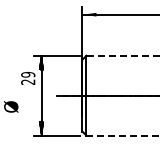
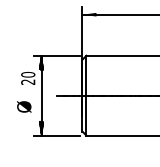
line: dashed -> solid (122, 55)
text: 29 -> 20 (28, 74)
text position: (11, 106) -> (24, 106) (24, 106)
line: dashed -> solid (123, 135)
